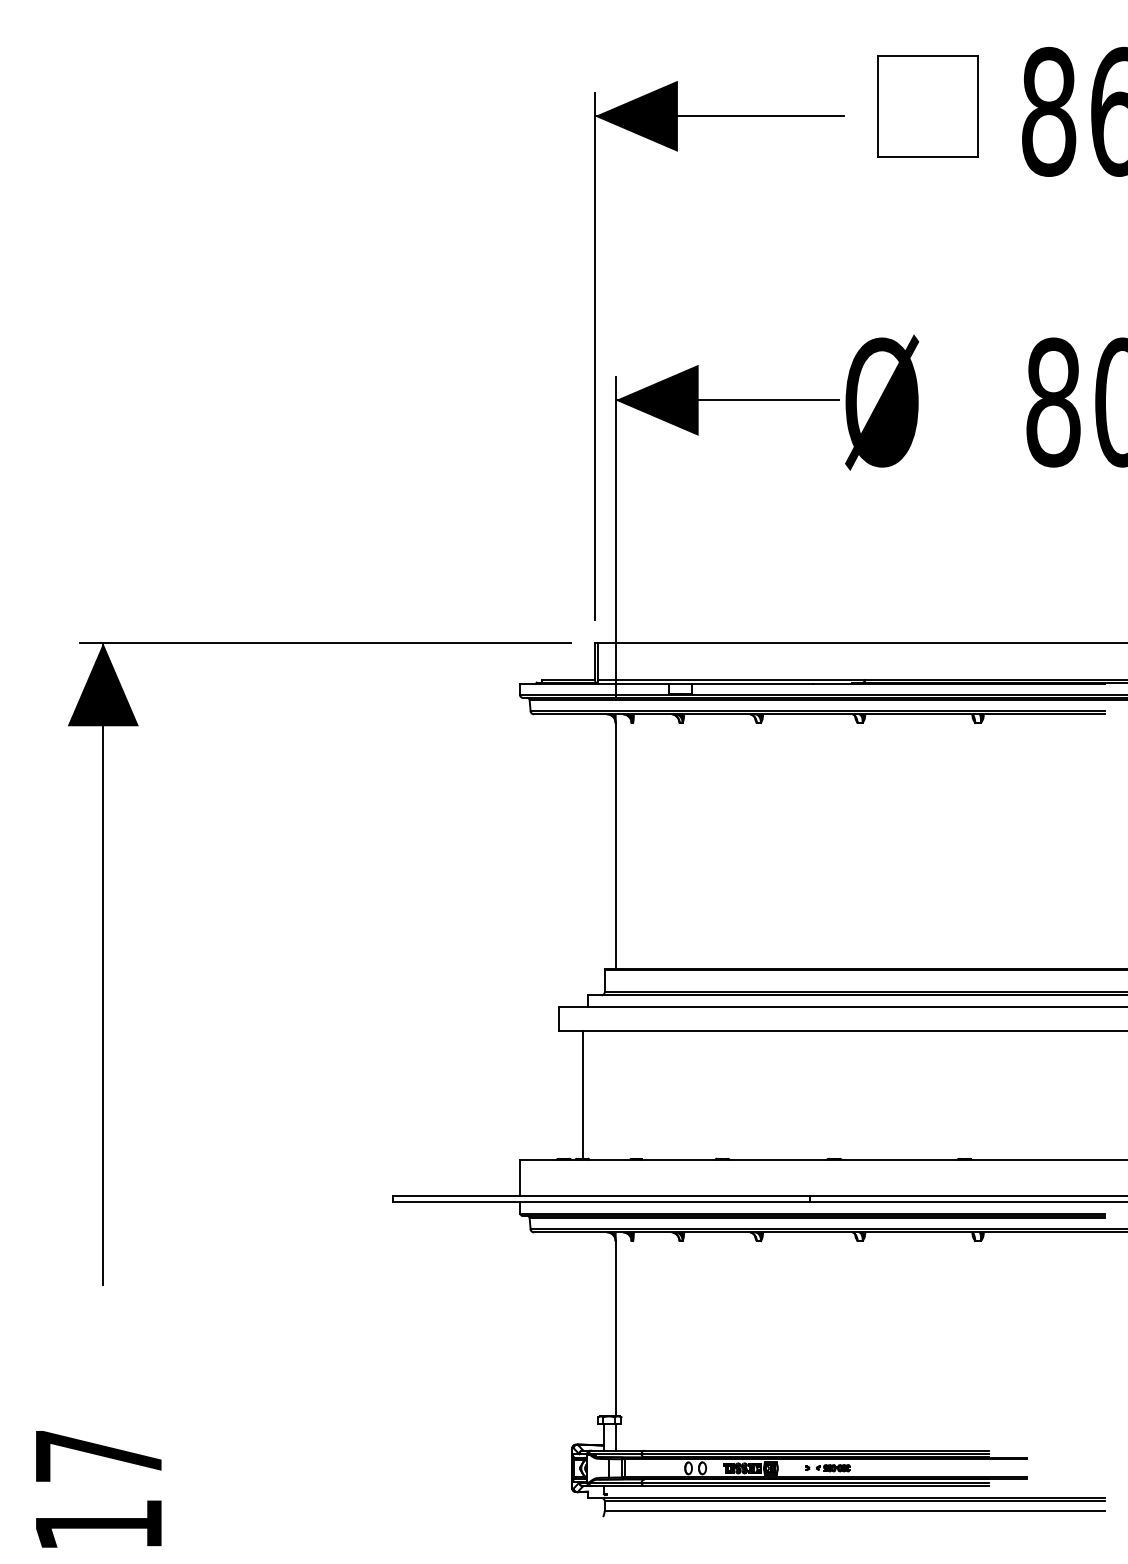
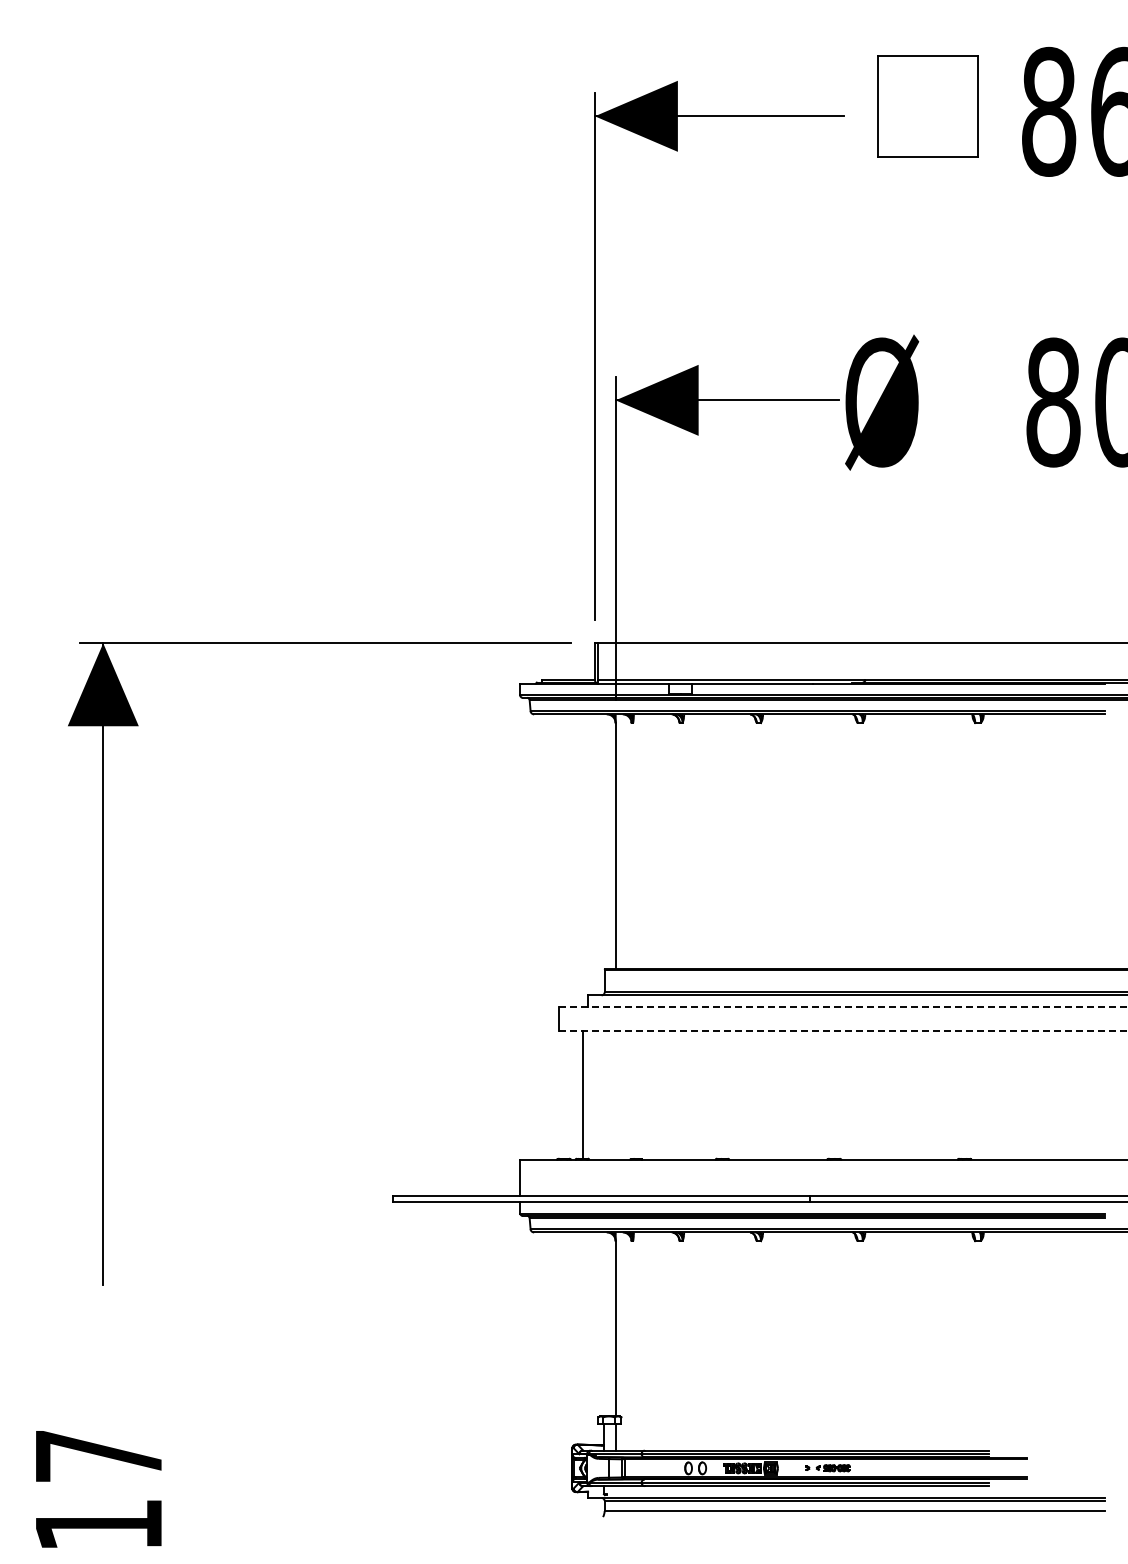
line: solid -> dashed (843, 1007)
line: solid -> dashed (843, 1030)
